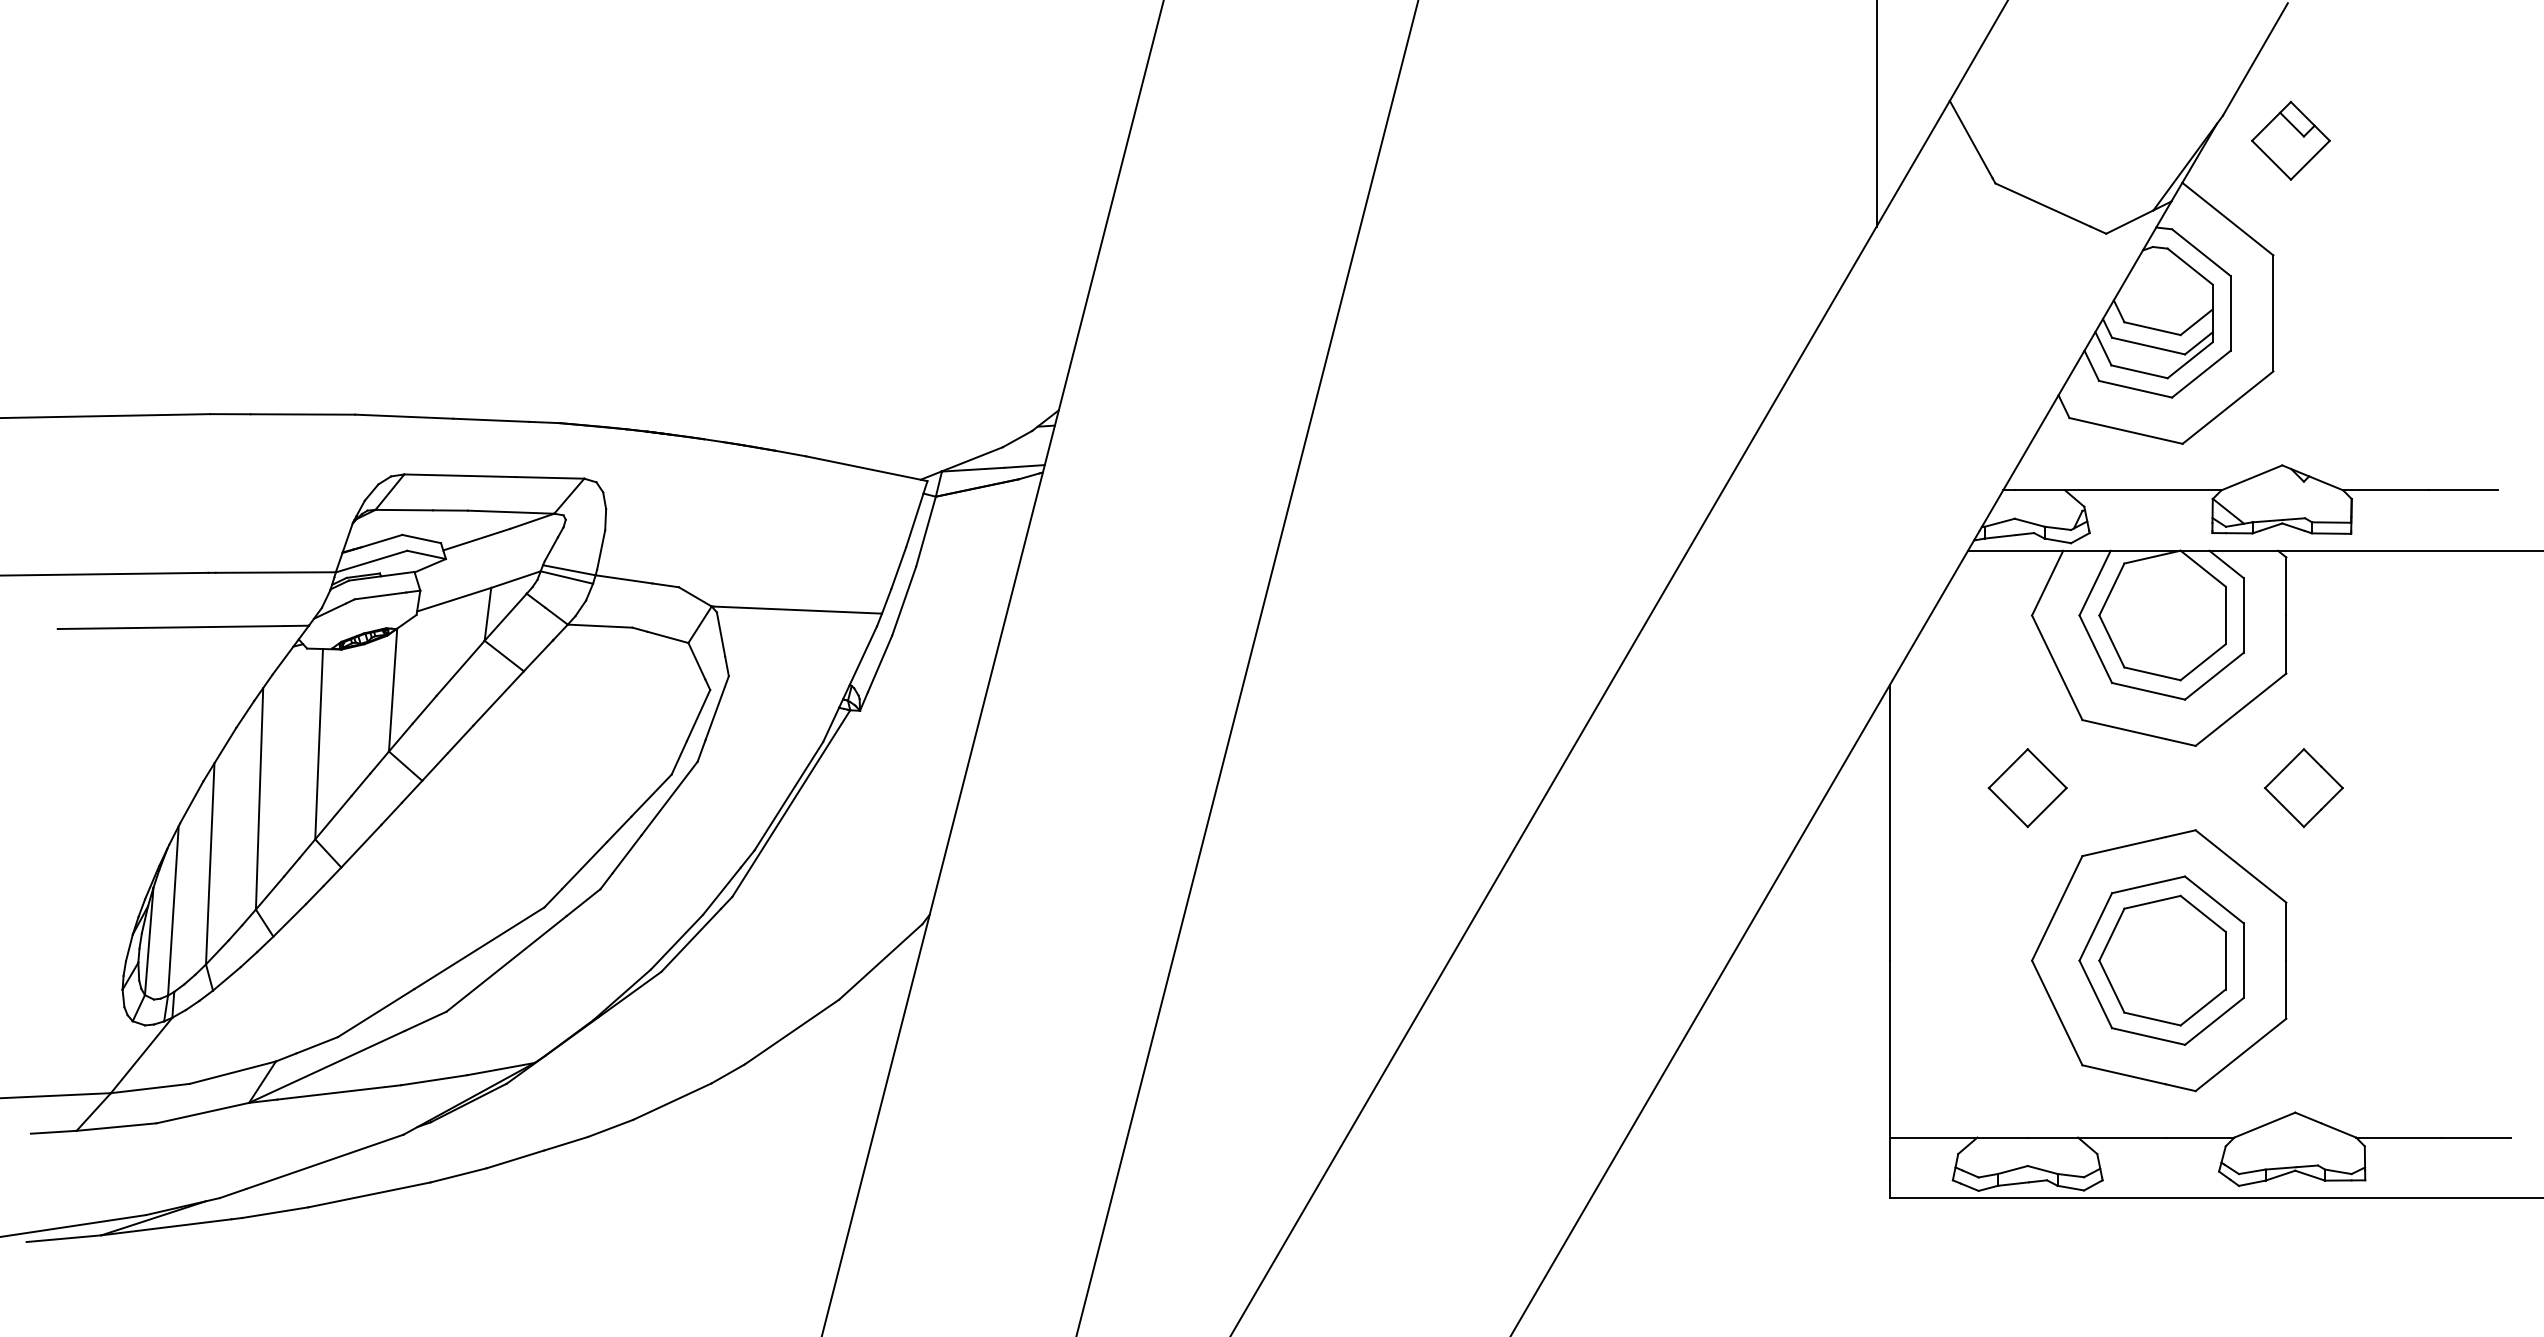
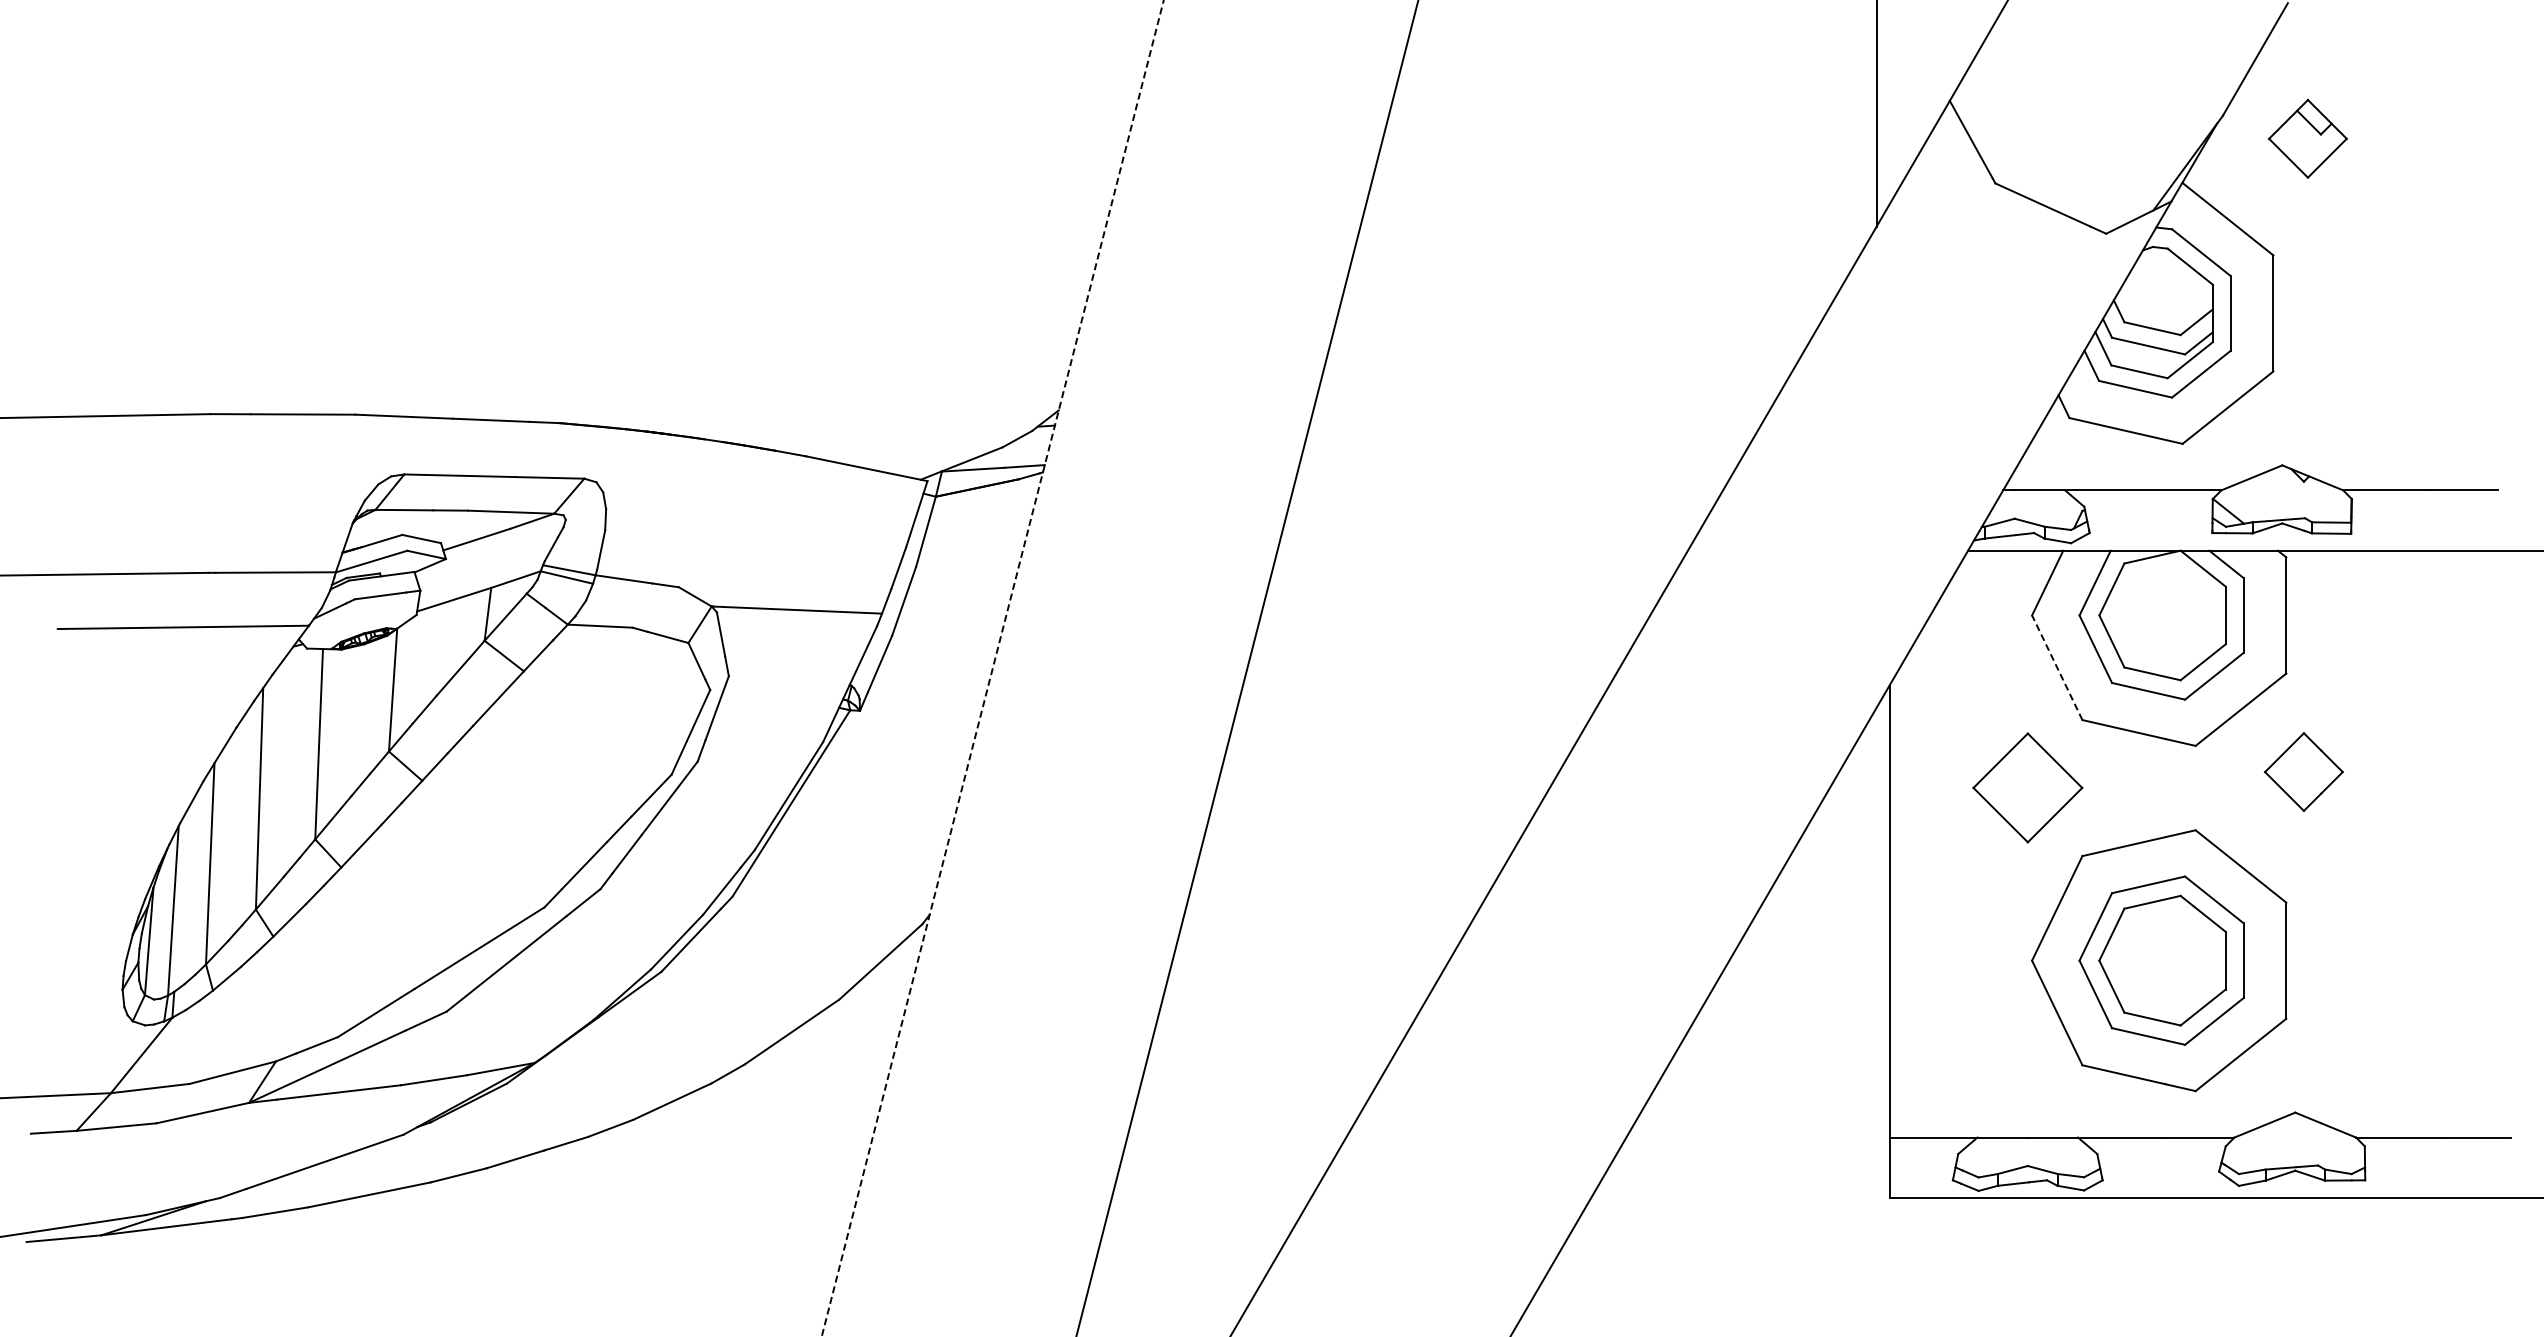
part position: (2290, 140) -> (2307, 138) (2307, 138)
line: solid -> dashed (2057, 667)
line: solid -> dashed (992, 668)
part position: (2303, 787) -> (2303, 771) (2303, 771)
part size: 81x81 px -> 112x112 px (2027, 787)
